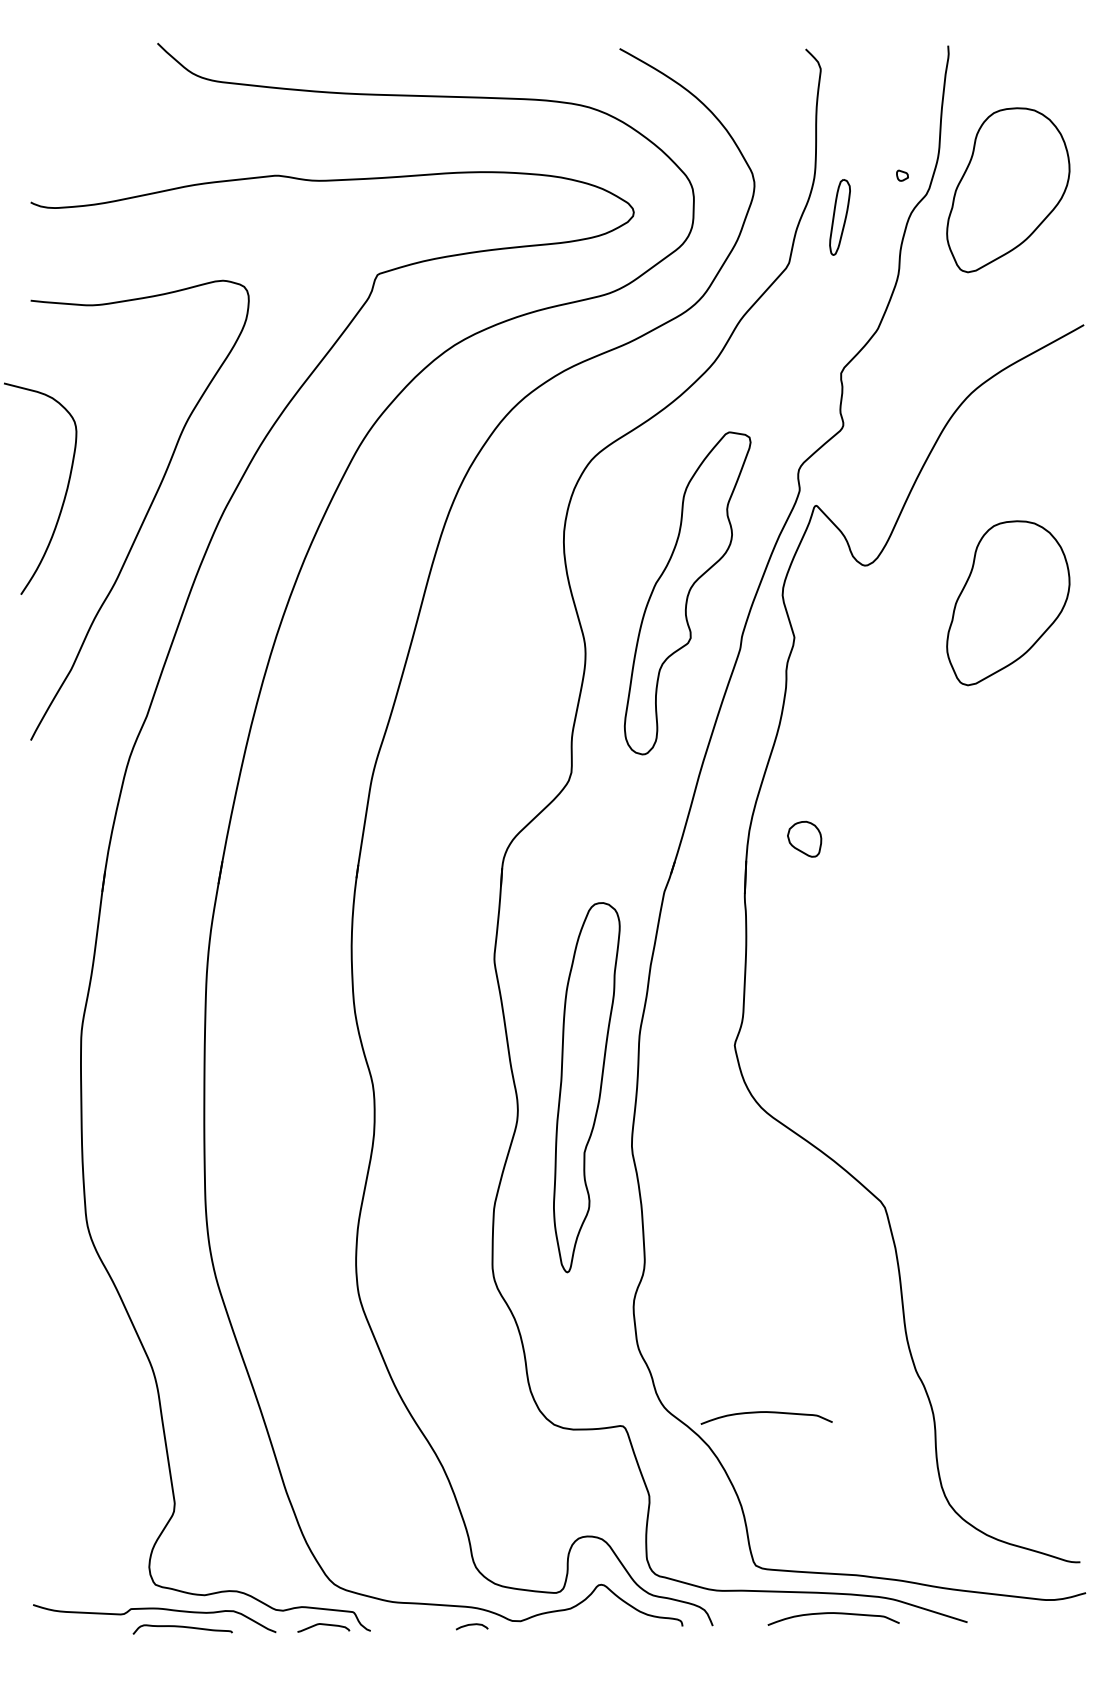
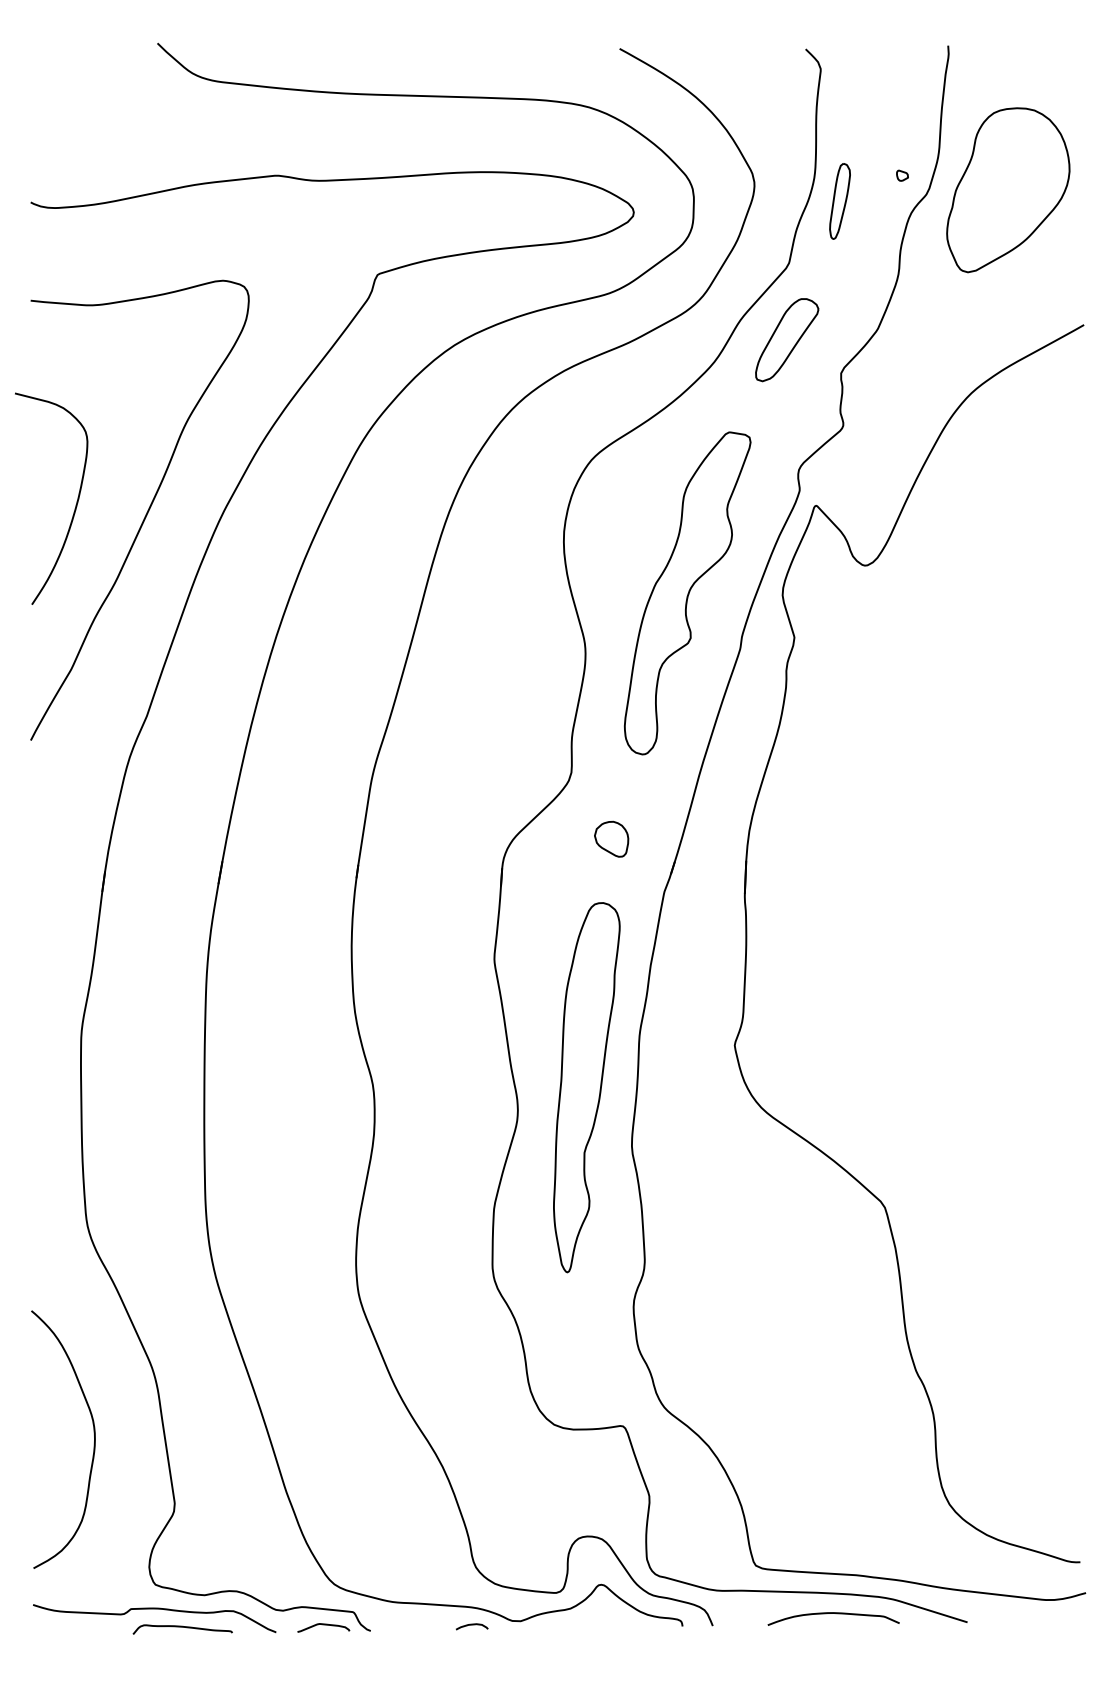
part position: (839, 217) -> (839, 201) (839, 201)
part: none -> present (787, 340)
curve position: (64, 494) -> (75, 504) (75, 504)
part: present -> none (1008, 603)
part position: (804, 838) -> (611, 838) (611, 838)
curve: present -> none (766, 1412)
curve: none -> present (93, 1444)
